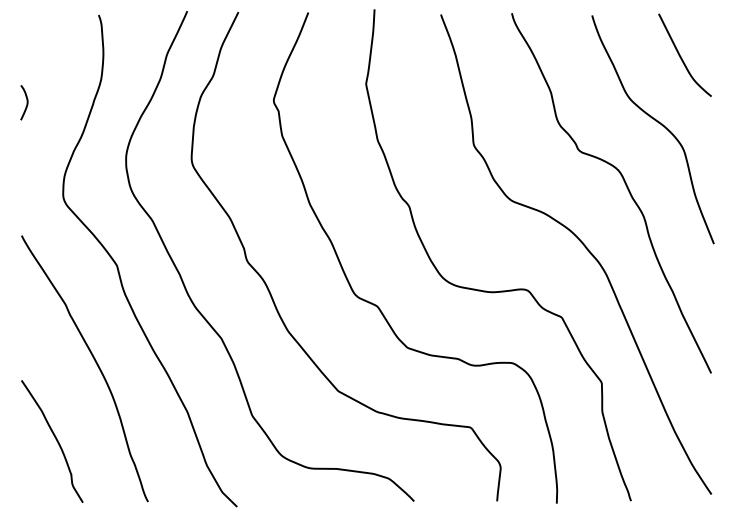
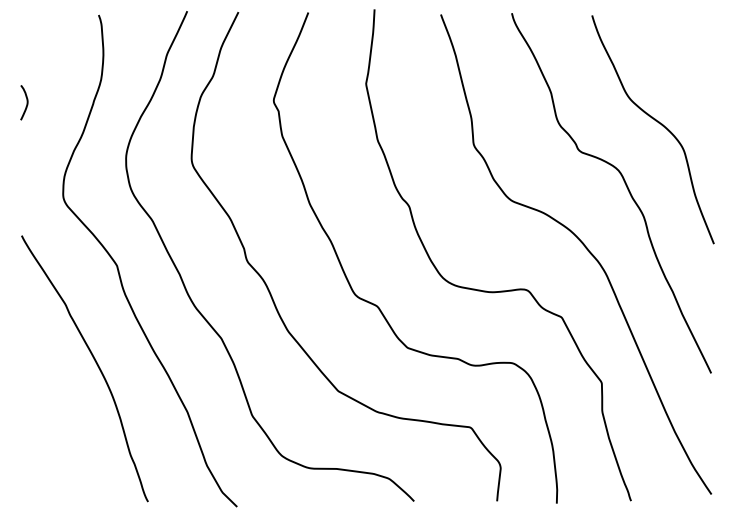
curve: present -> none (681, 56)
curve: present -> none (55, 439)
